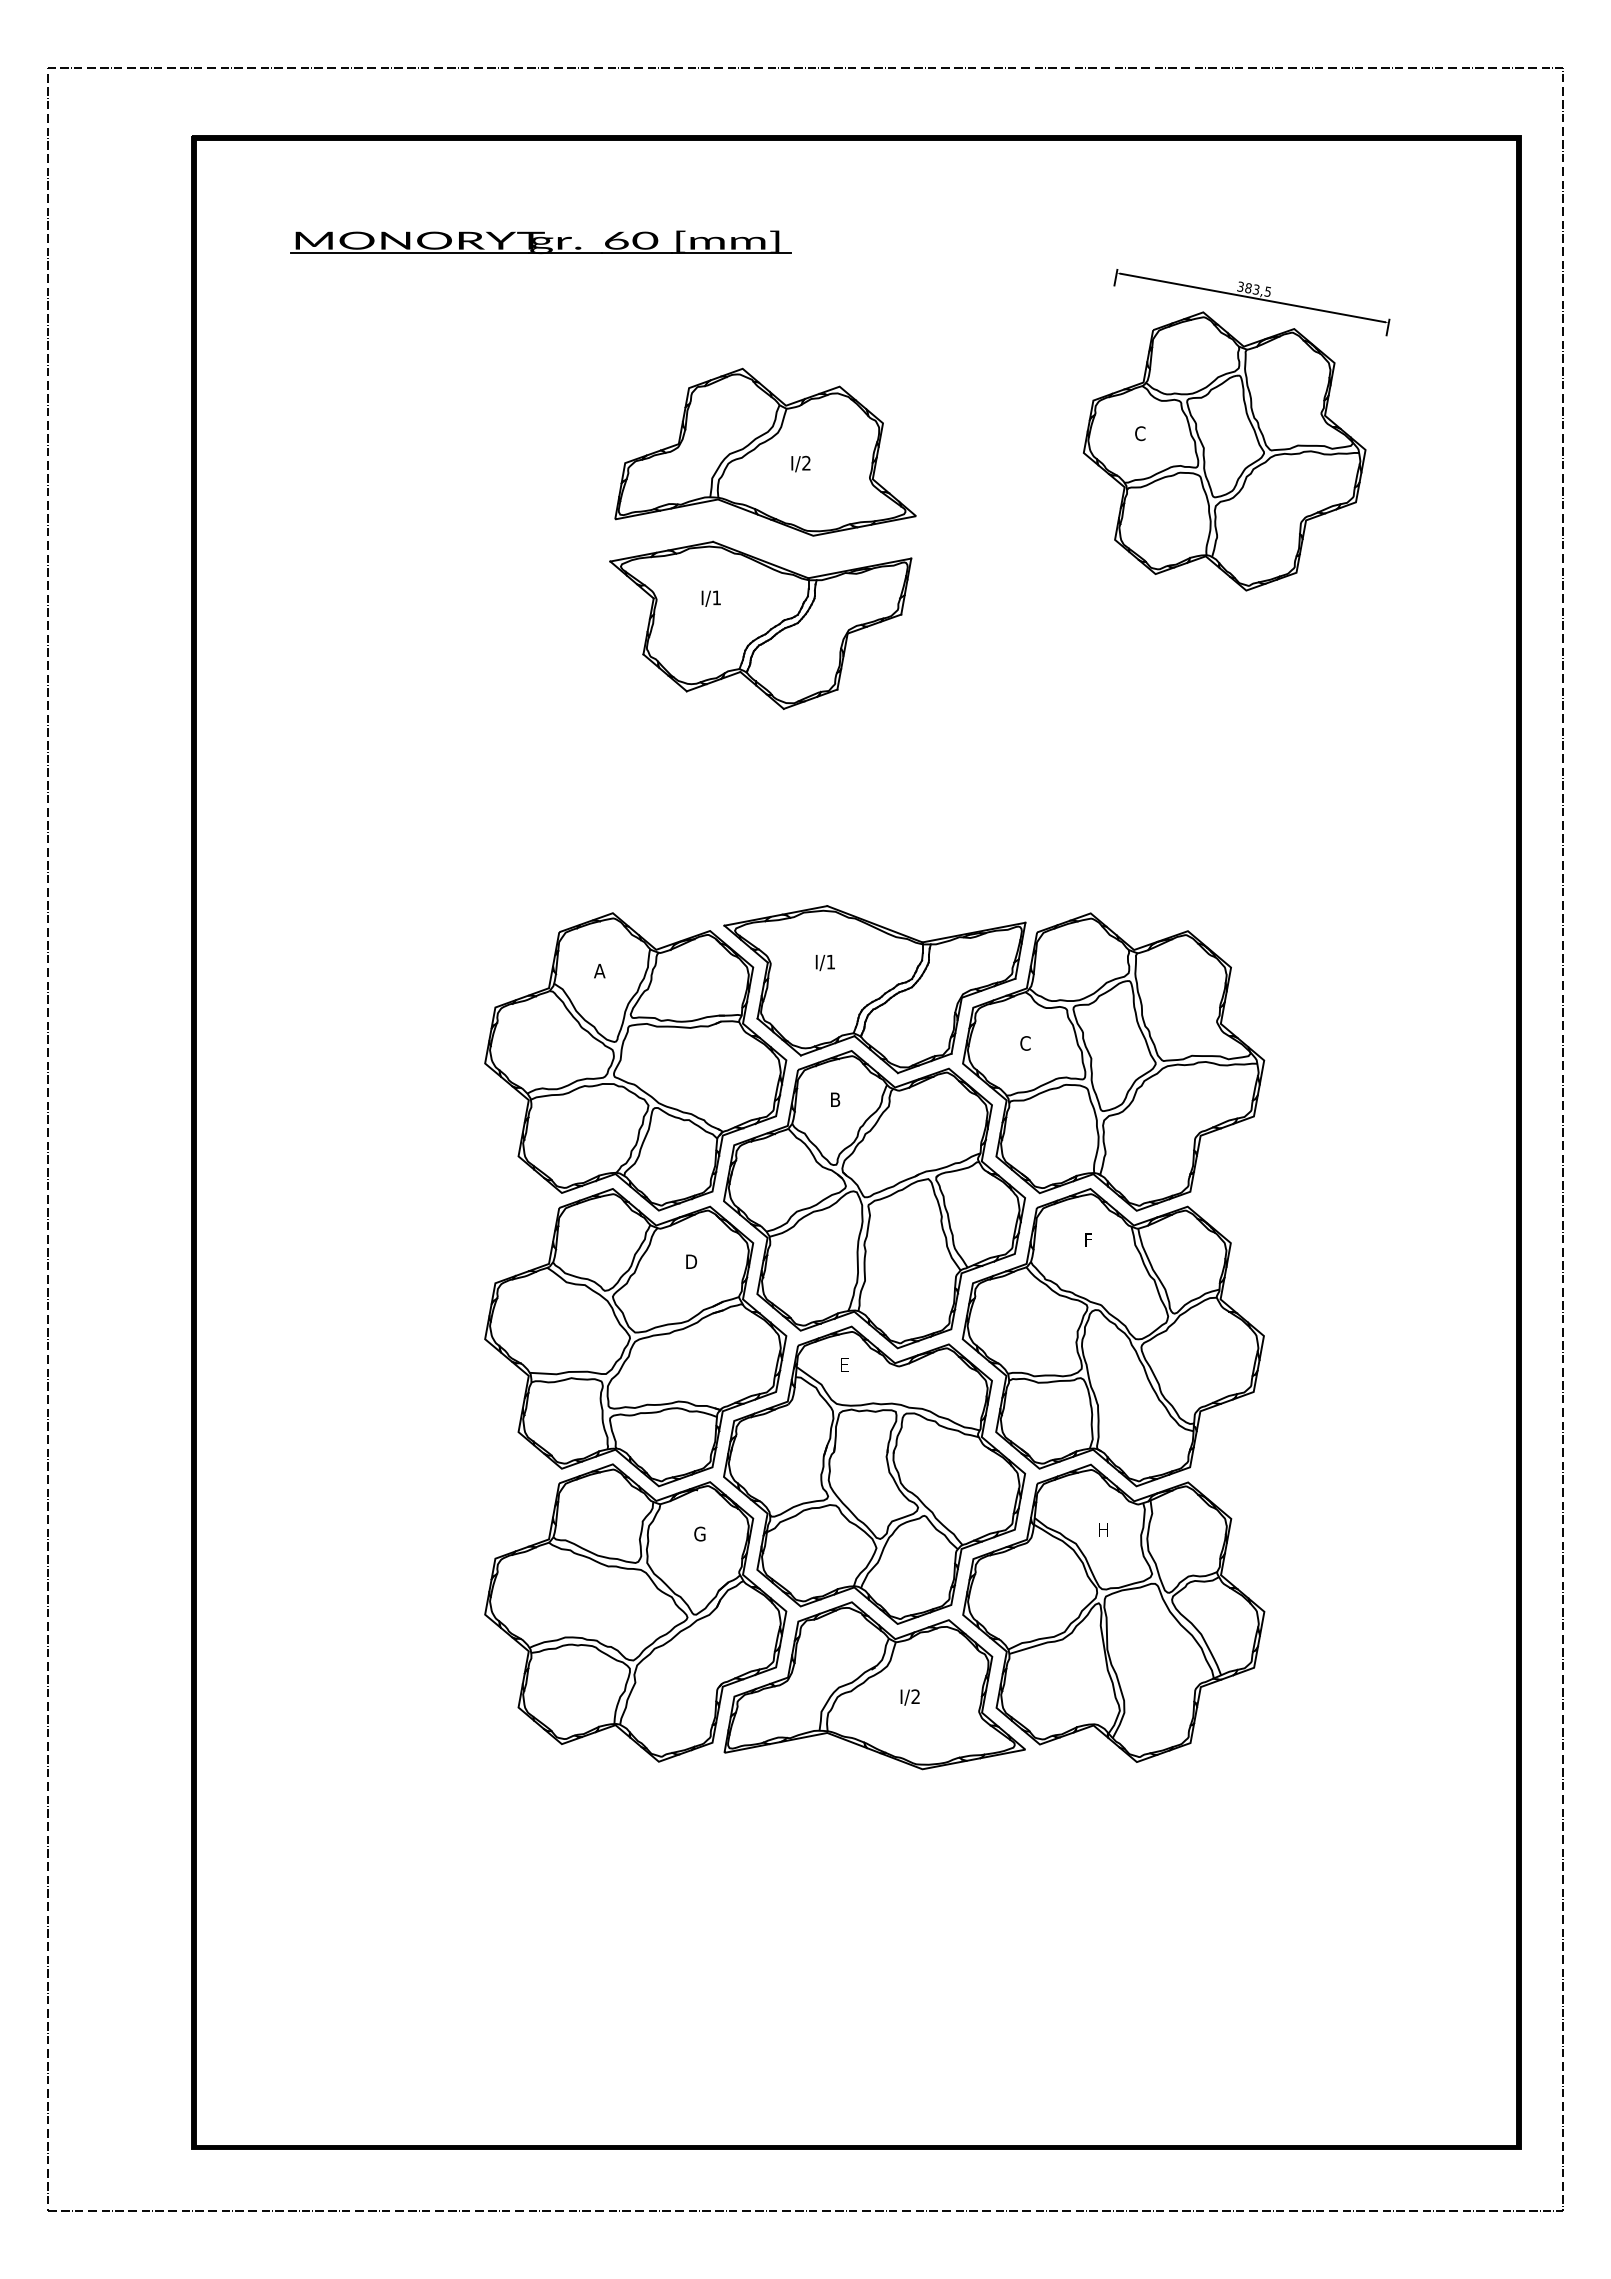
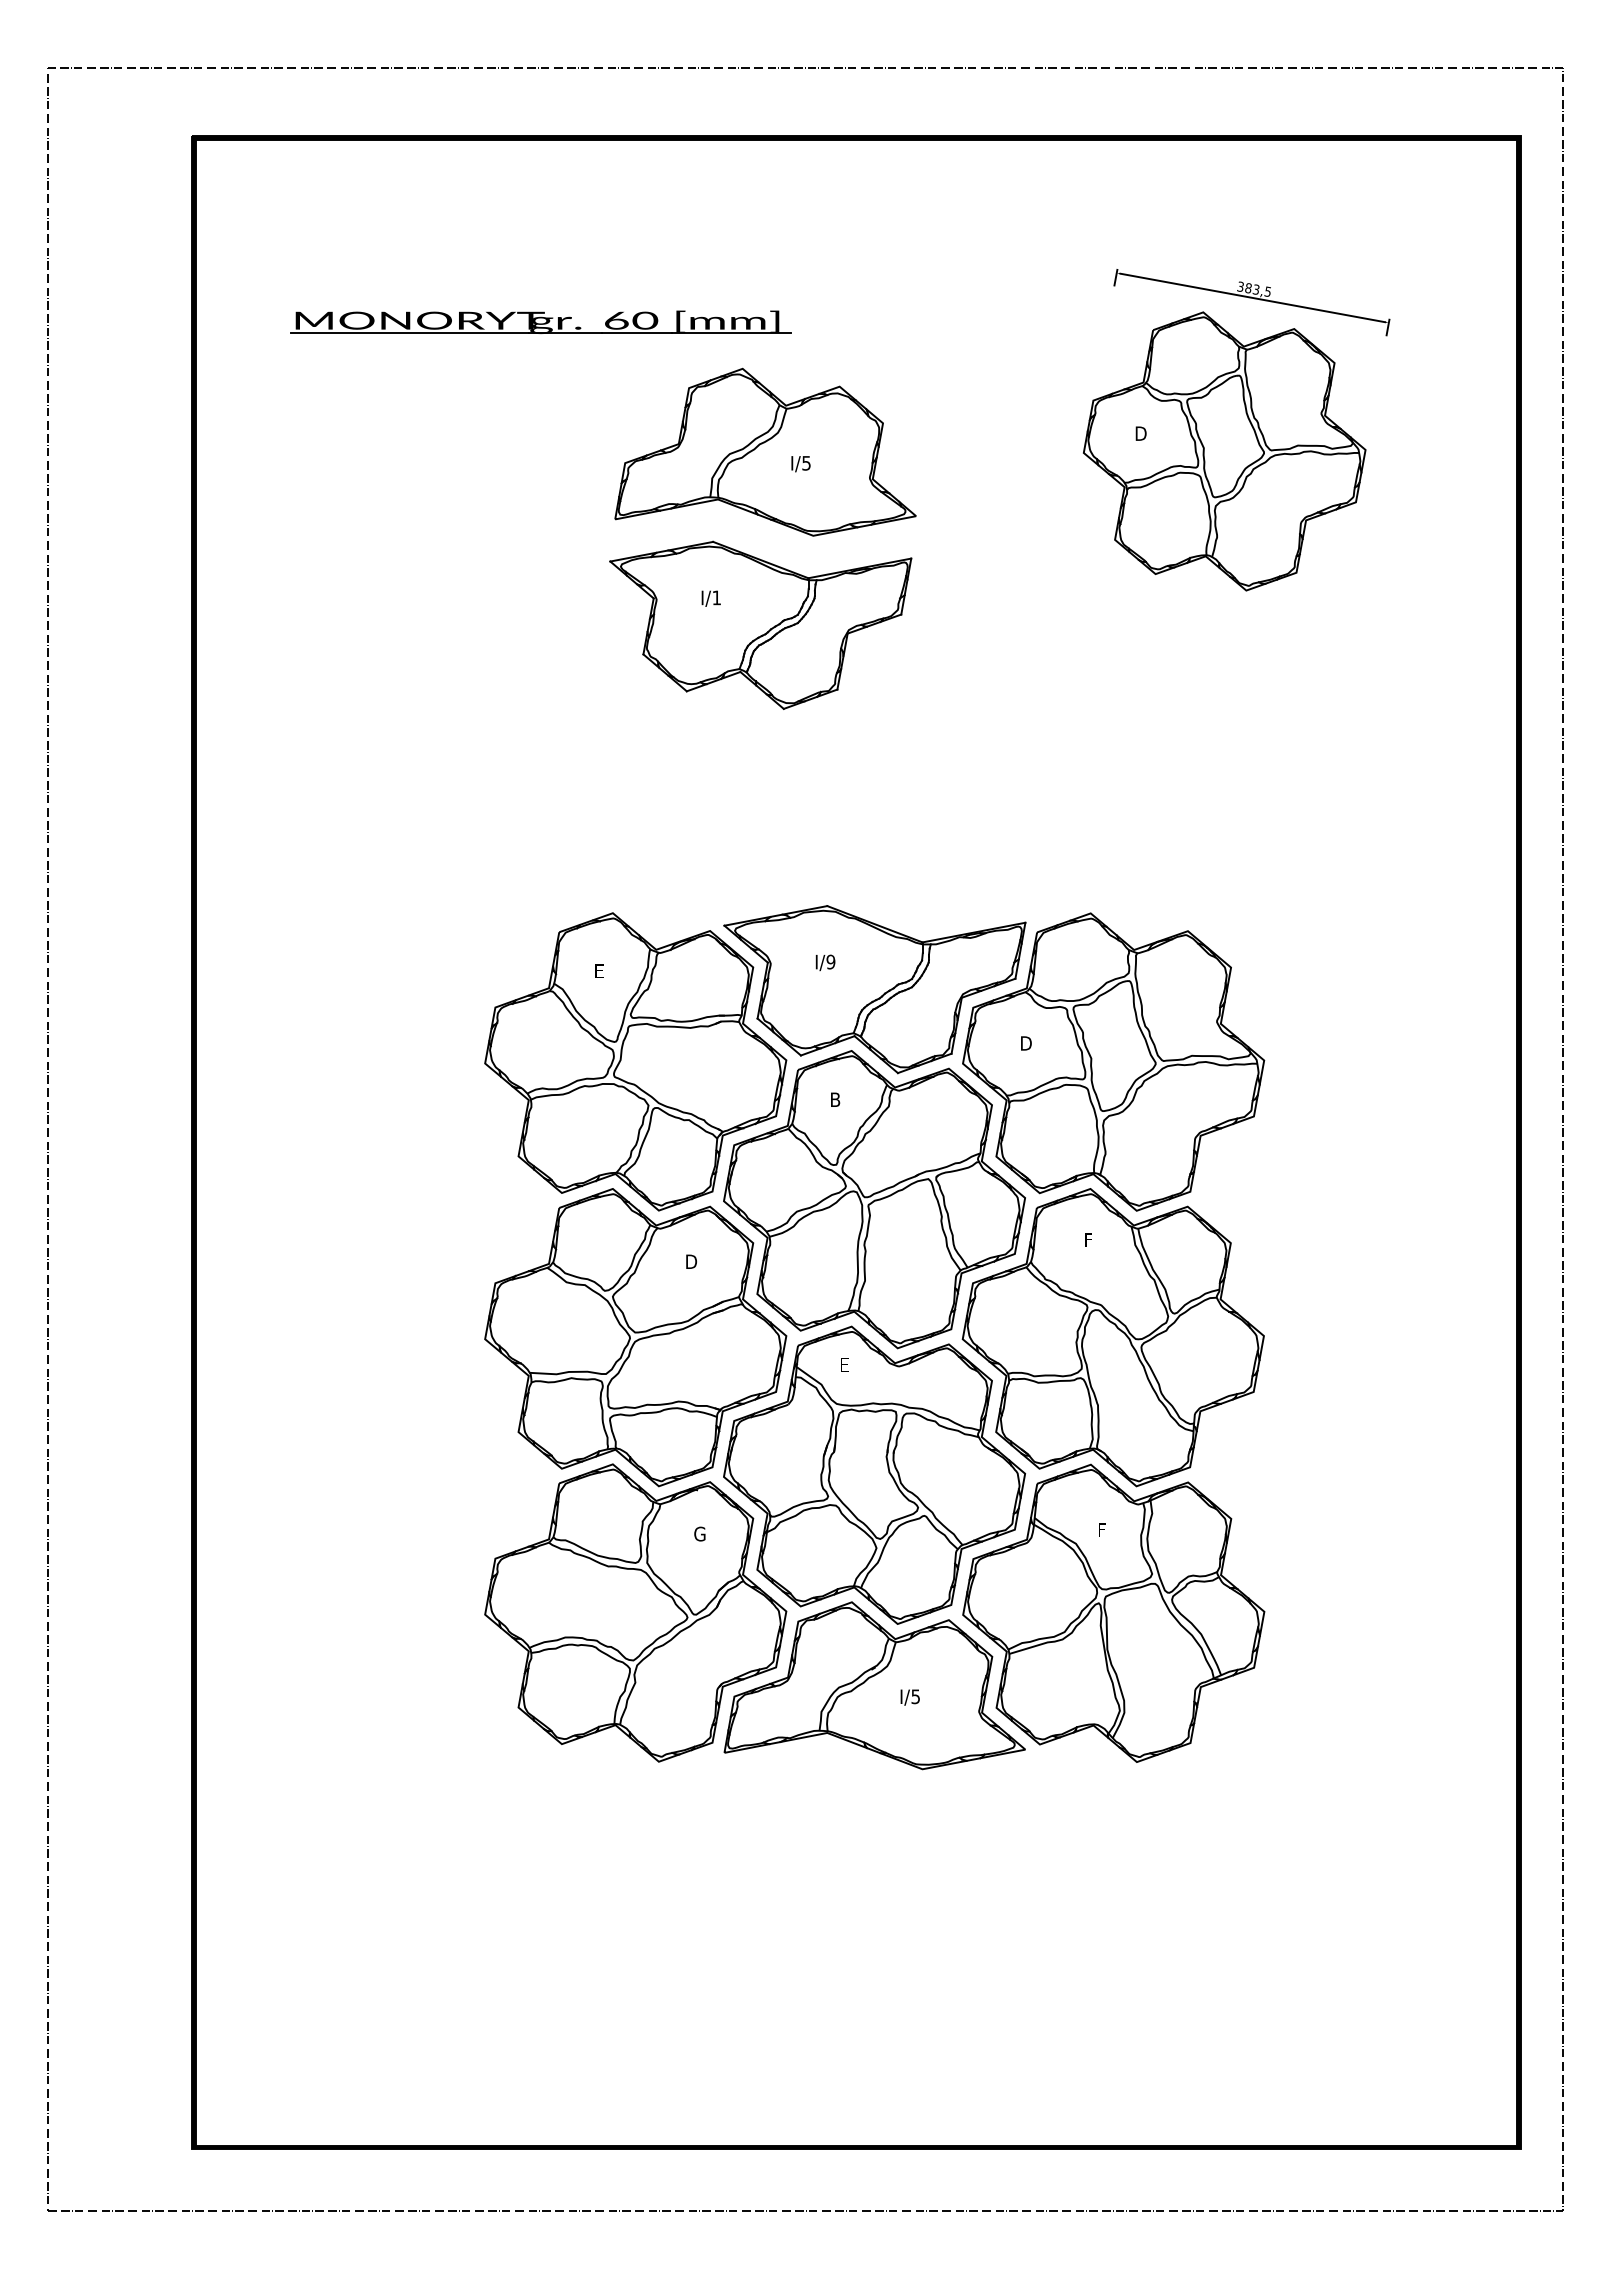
part position: (540, 241) -> (540, 321) (540, 321)
text: C -> D (1140, 433)
text: I/2 -> I/5 (806, 462)
text: I/1 -> I/9 (830, 961)
text: A -> E (599, 970)
text: C -> D (1025, 1043)
text: H -> F (1103, 1529)
text: I/2 -> I/5 (915, 1696)
